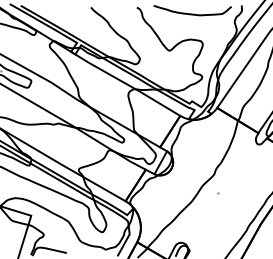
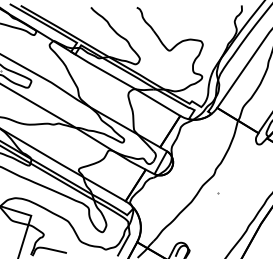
curve: present -> none (192, 13)
